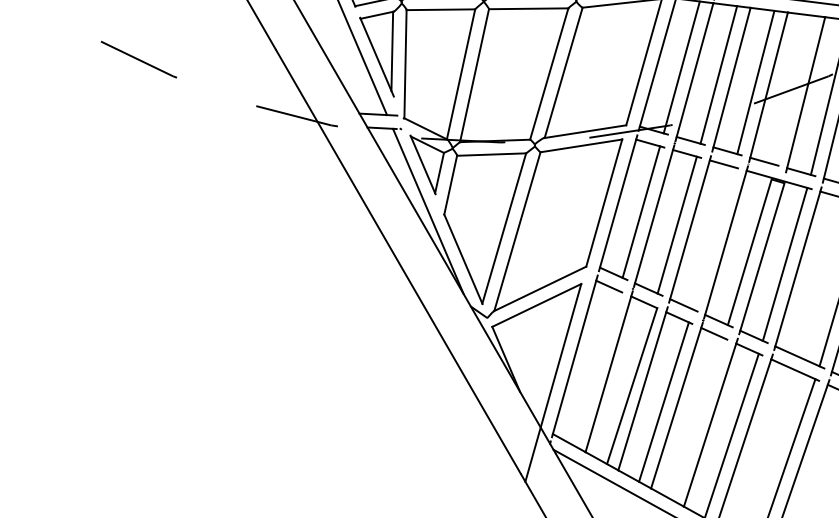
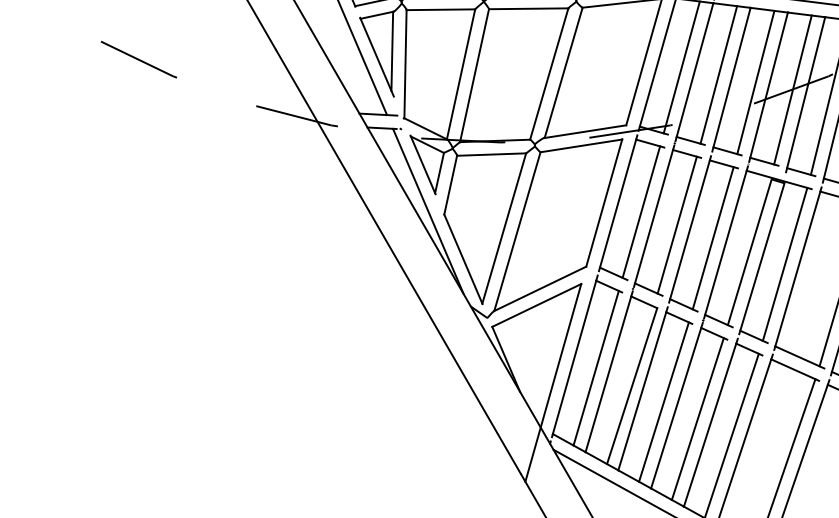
line: none -> present (792, 89)
line: none -> present (712, 238)
line: none -> present (595, 367)
line: none -> present (697, 418)
